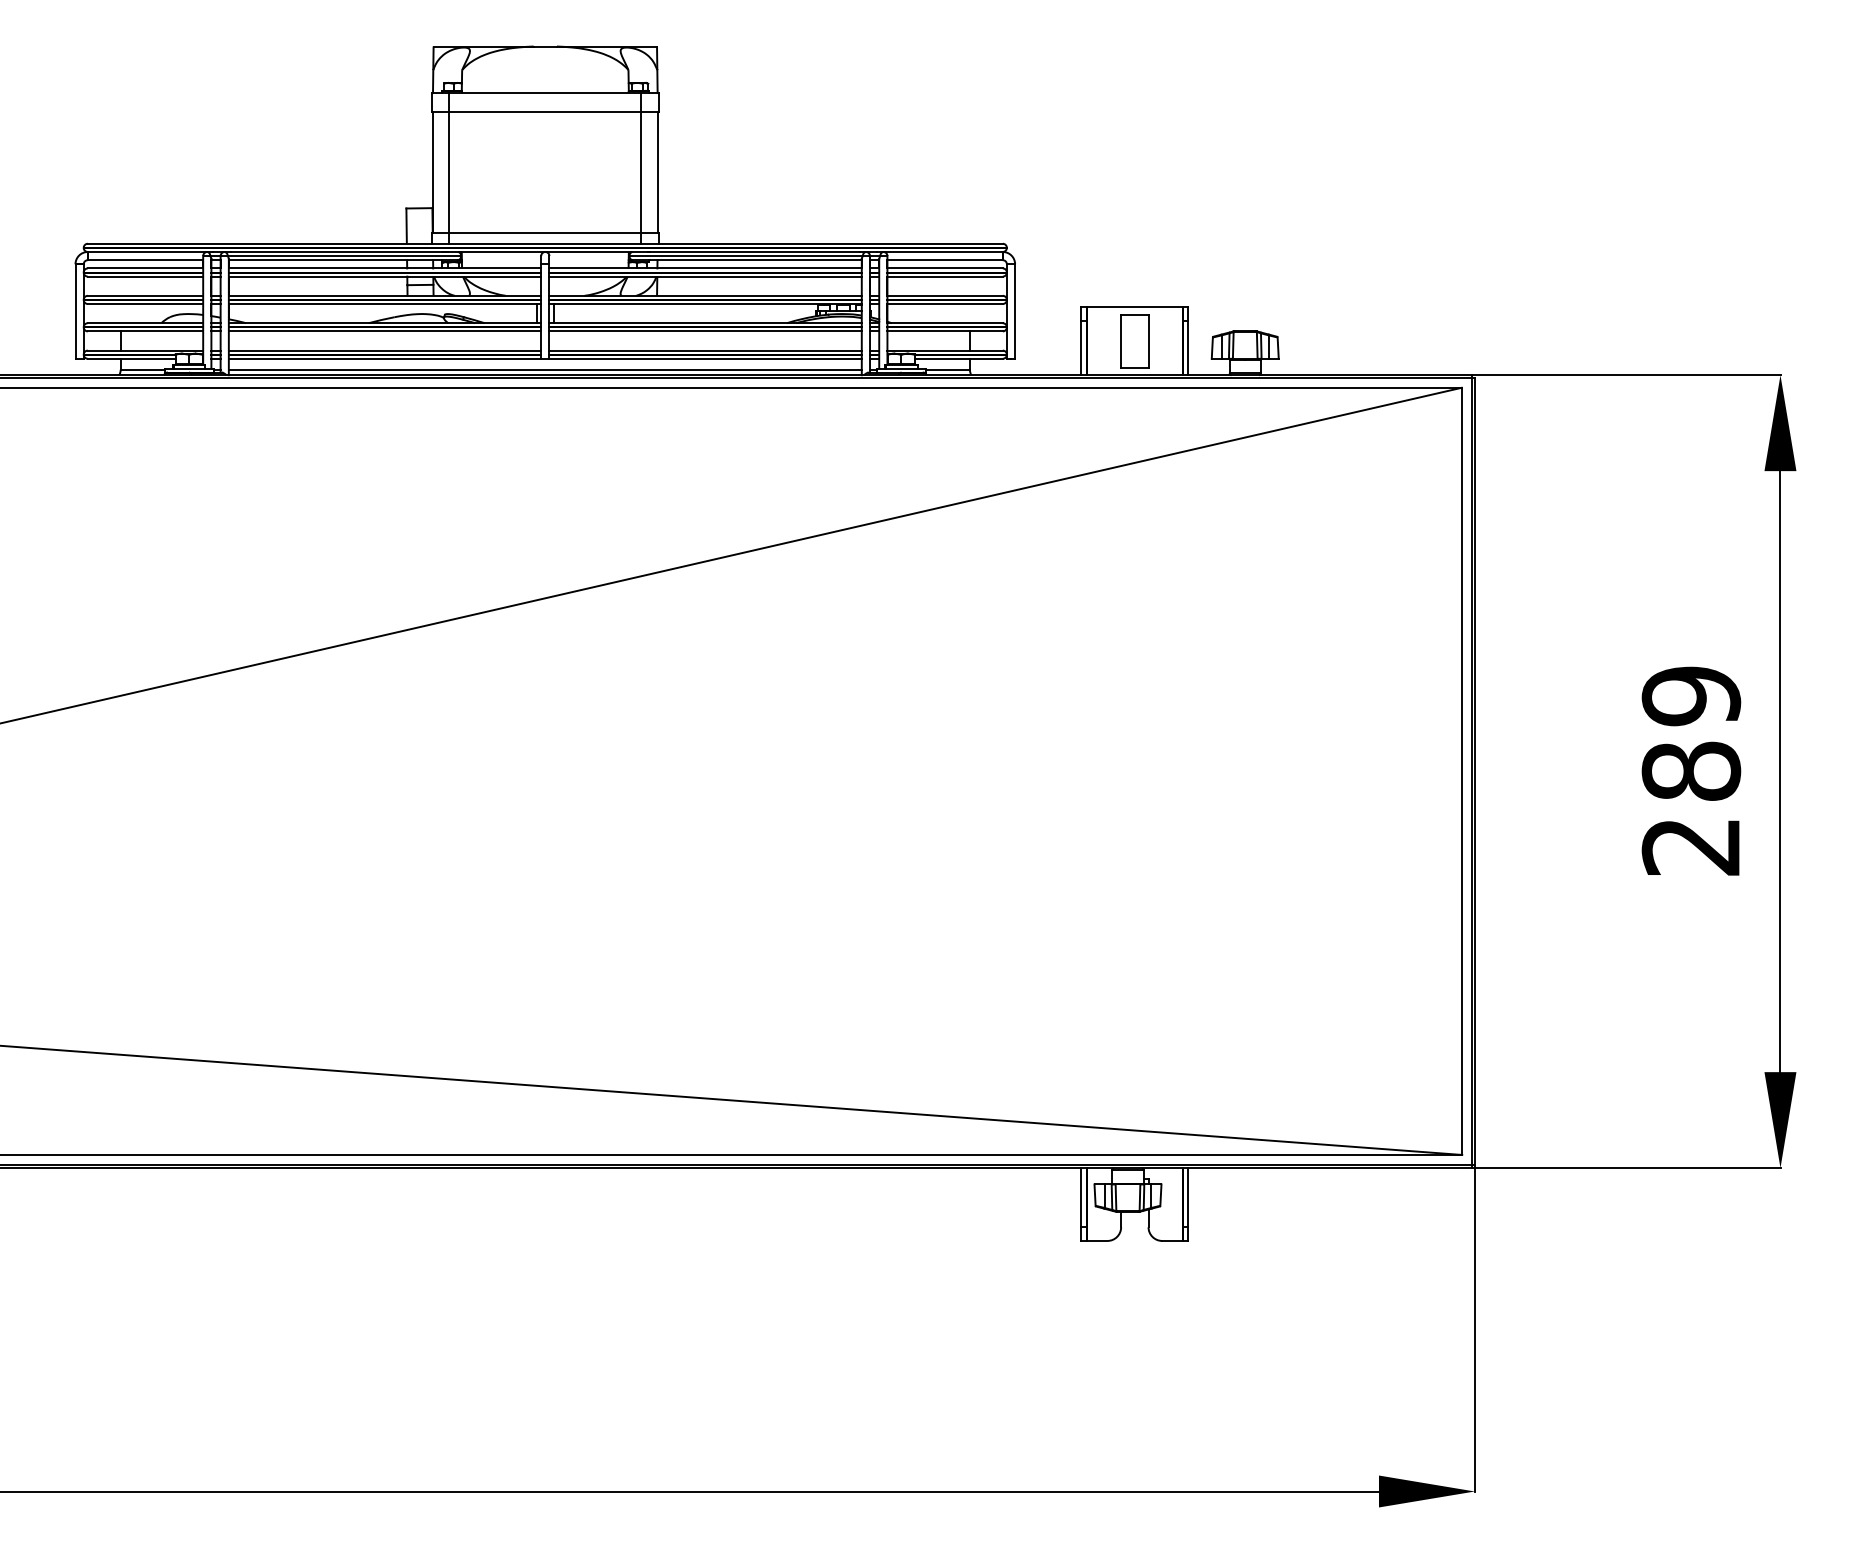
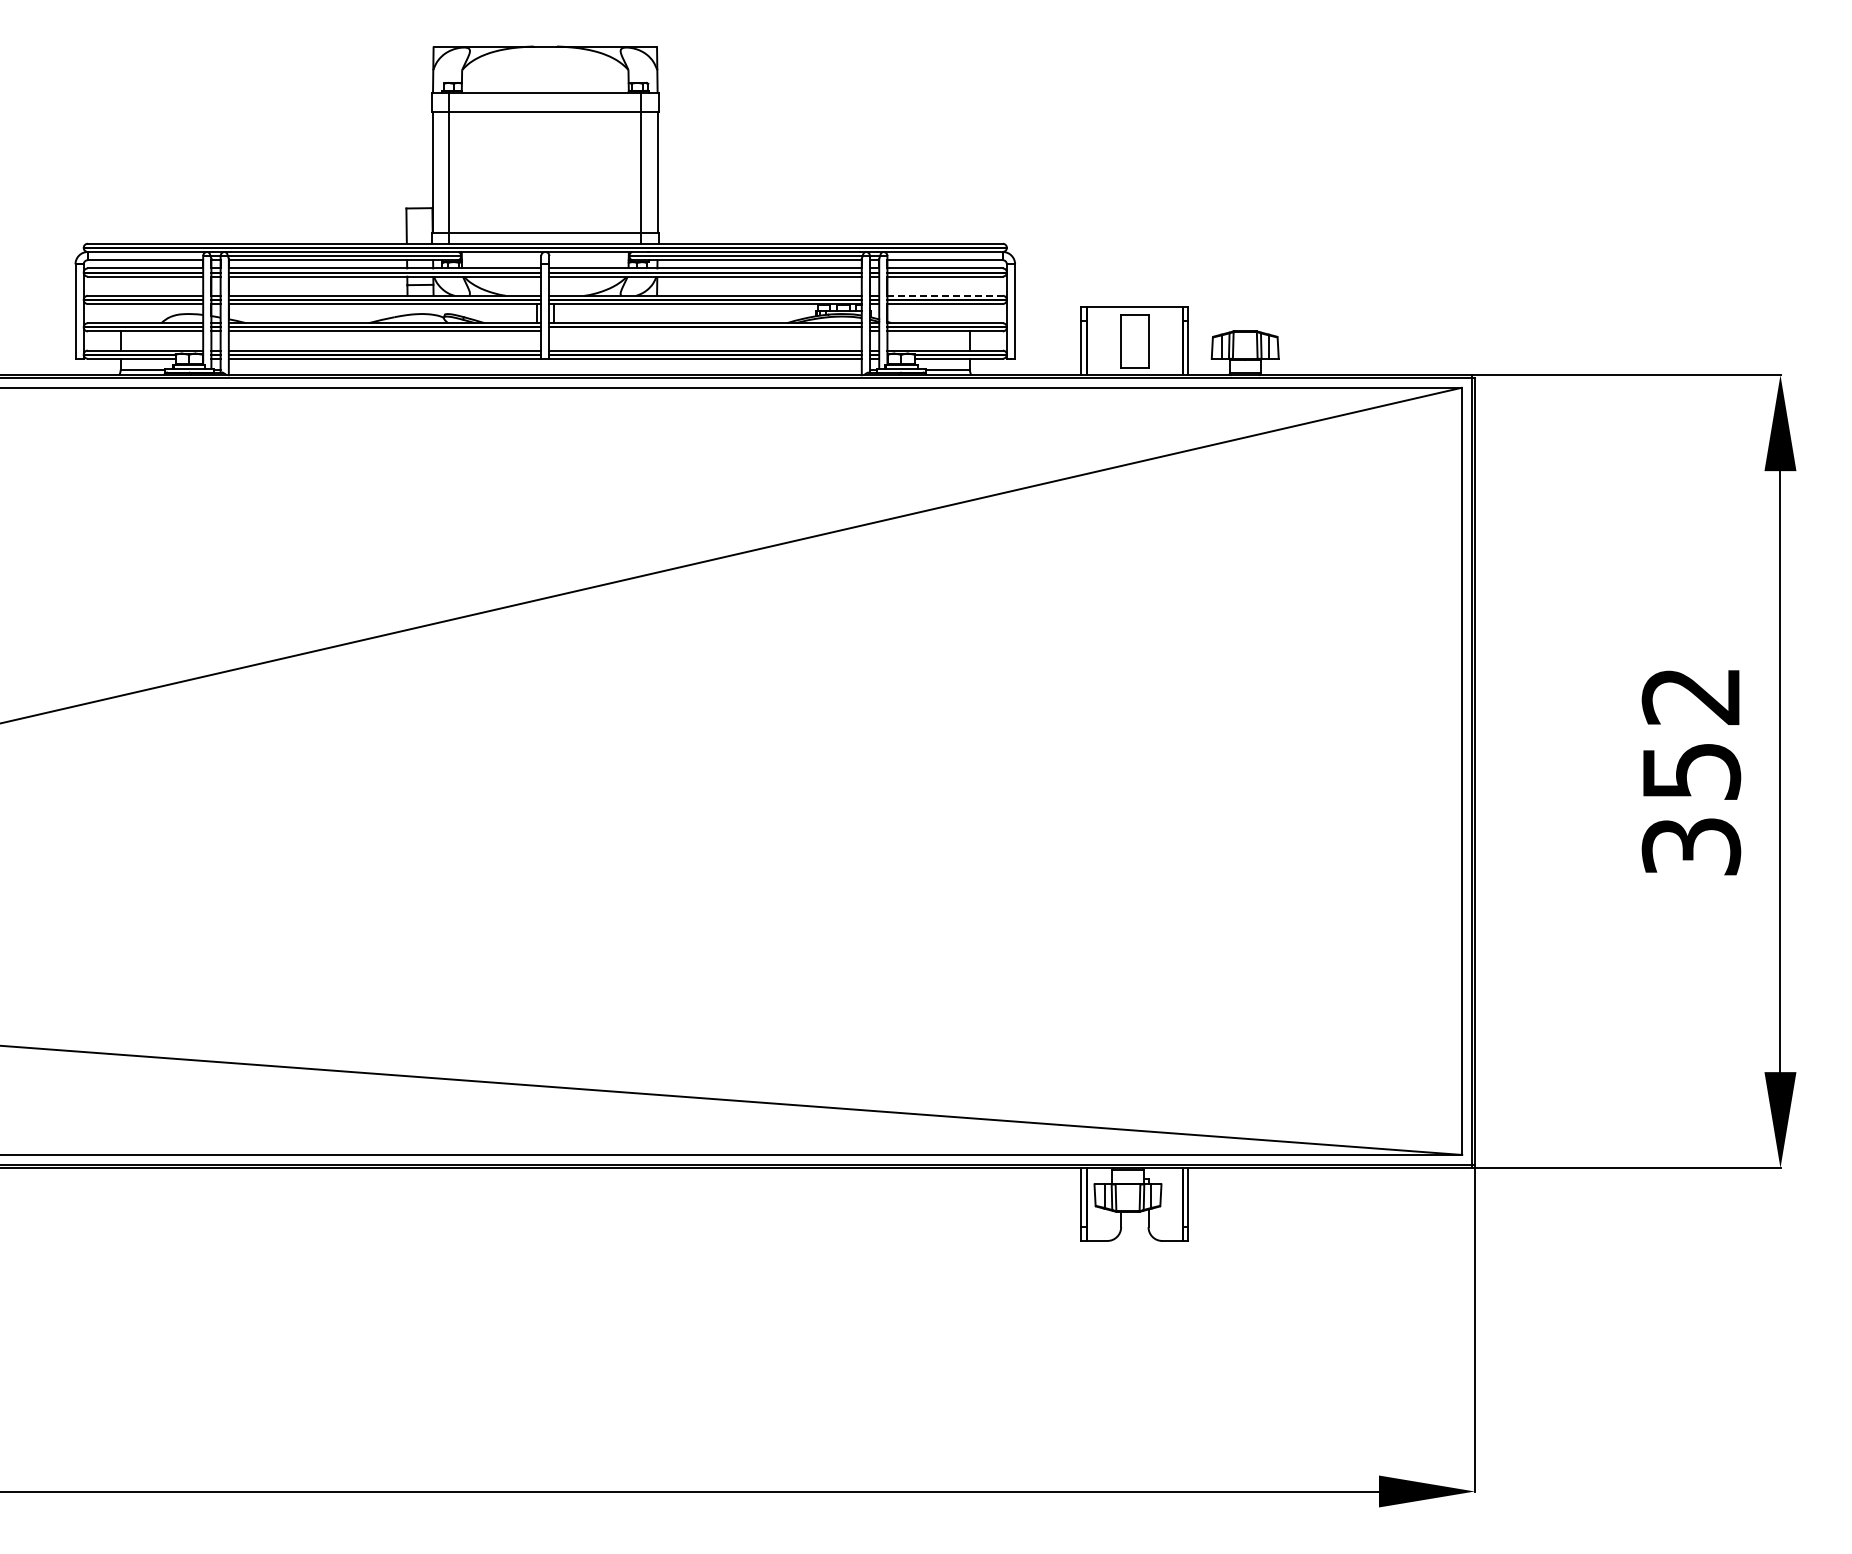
line: solid -> dashed (945, 295)
line: present -> none (705, 331)
line: present -> none (544, 369)
text: 289 -> 352 (1691, 770)
